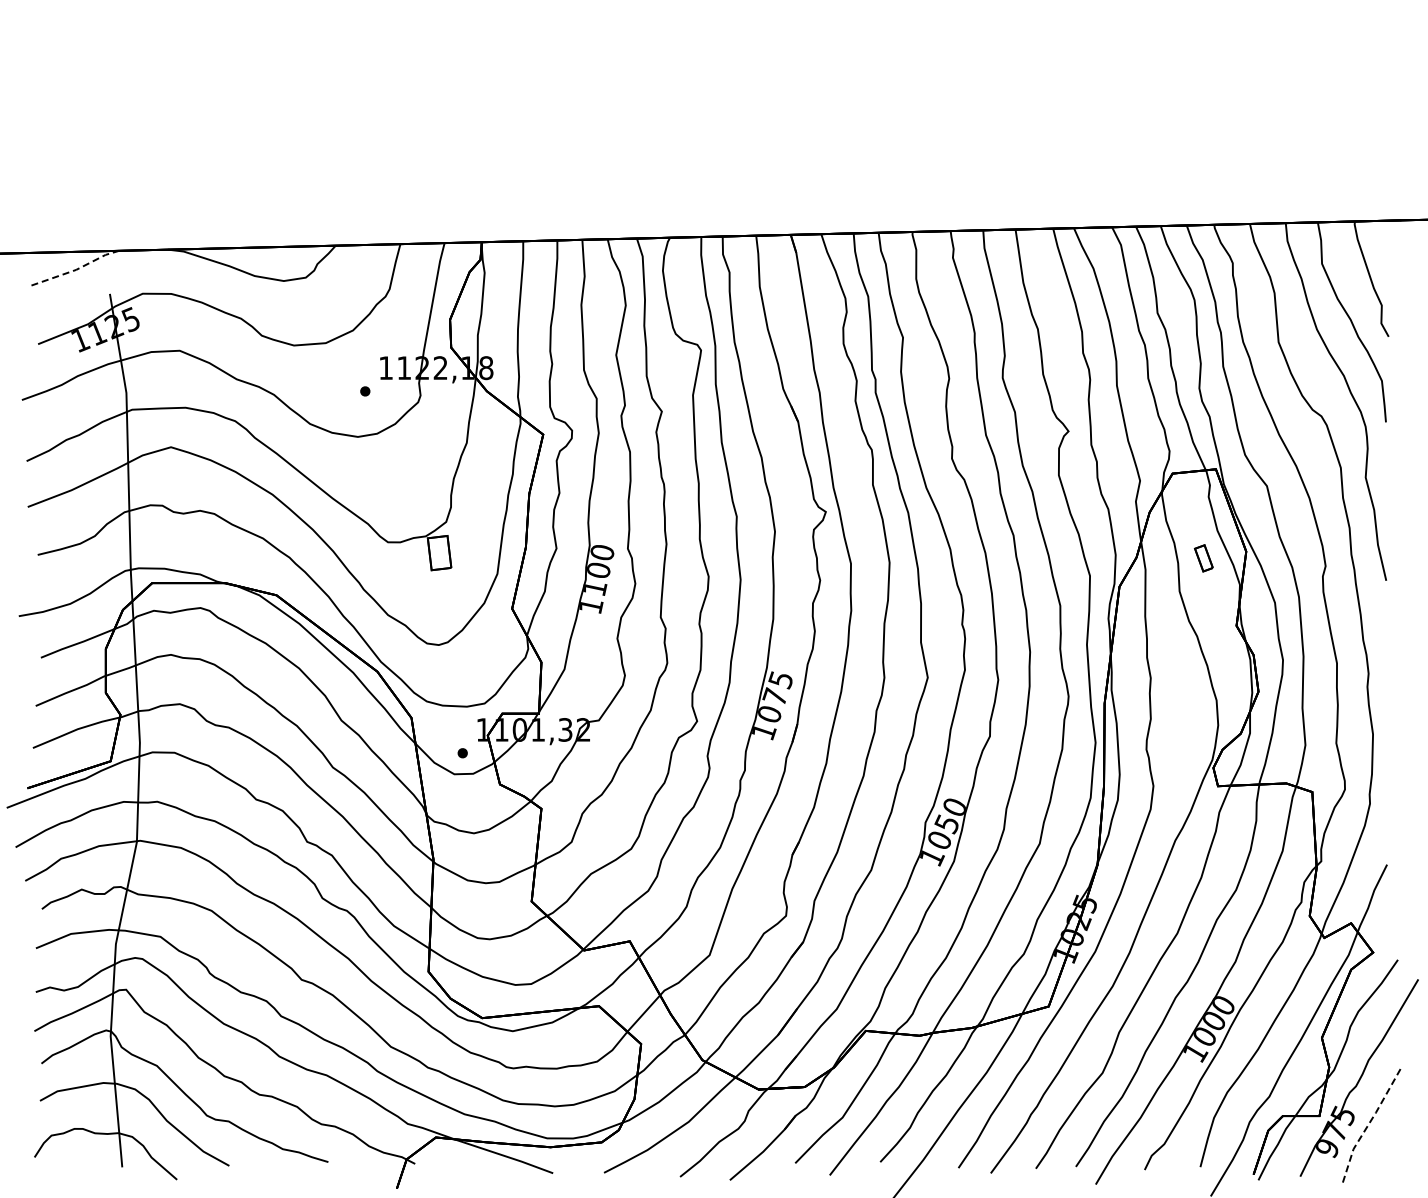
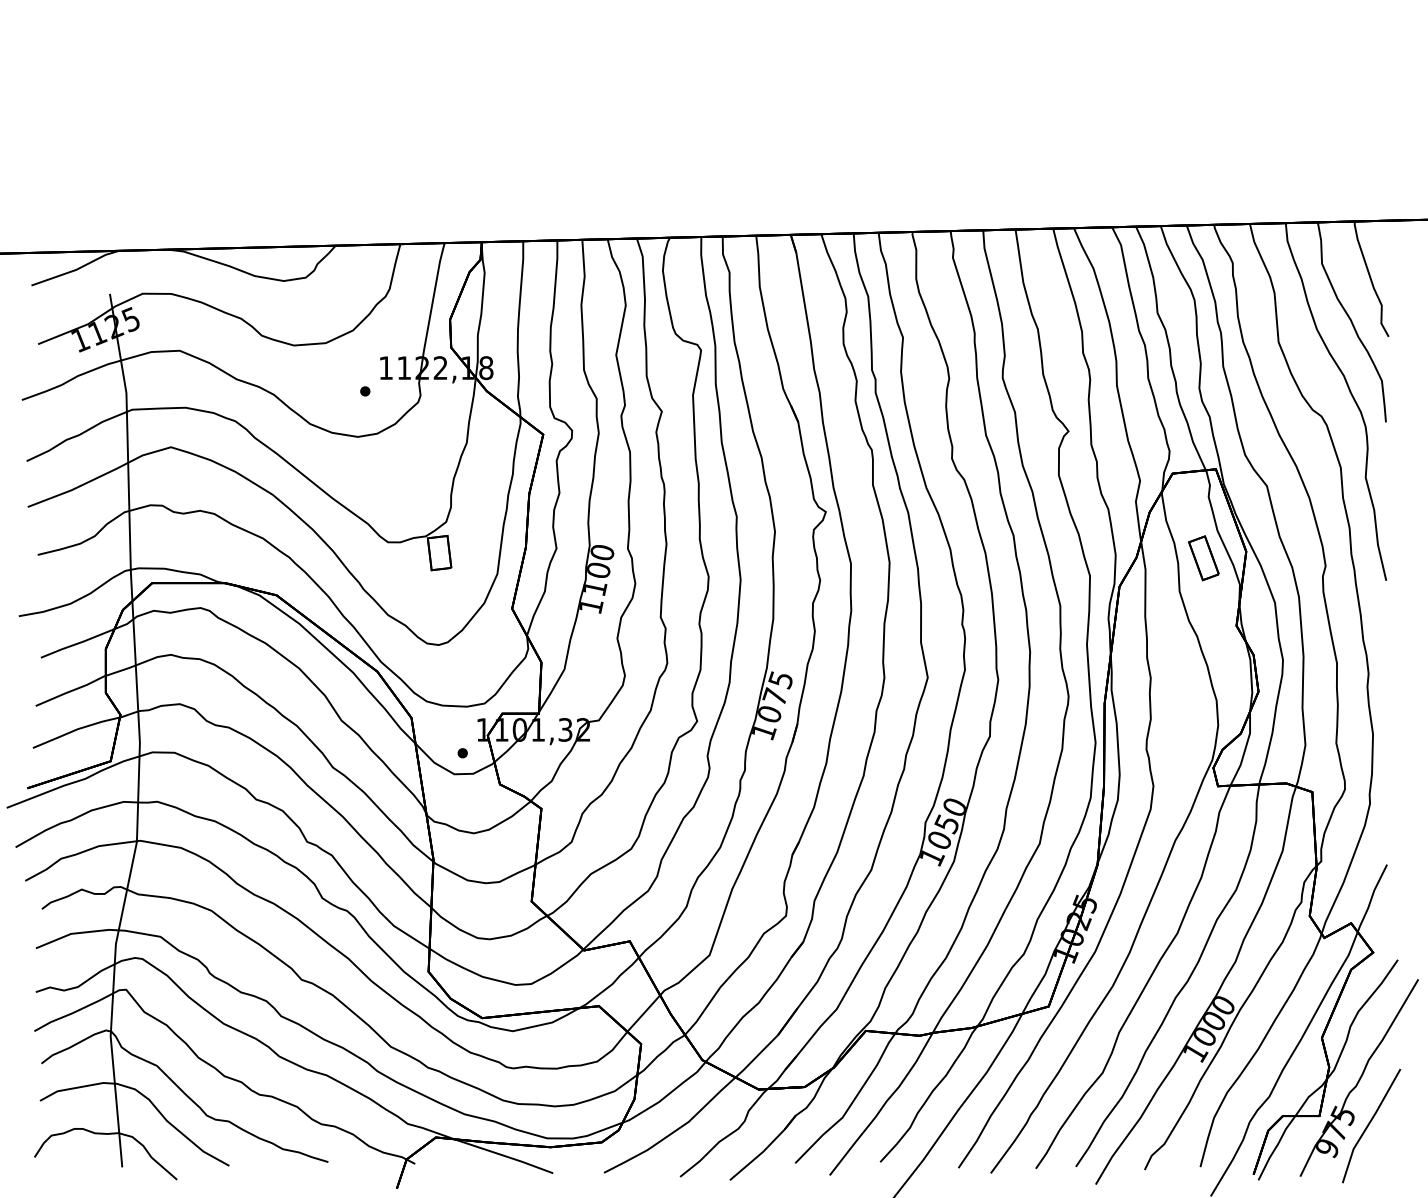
line: dashed -> solid (76, 269)
part size: 20x29 px -> 32x47 px (1203, 558)
line: dashed -> solid (1368, 1124)
